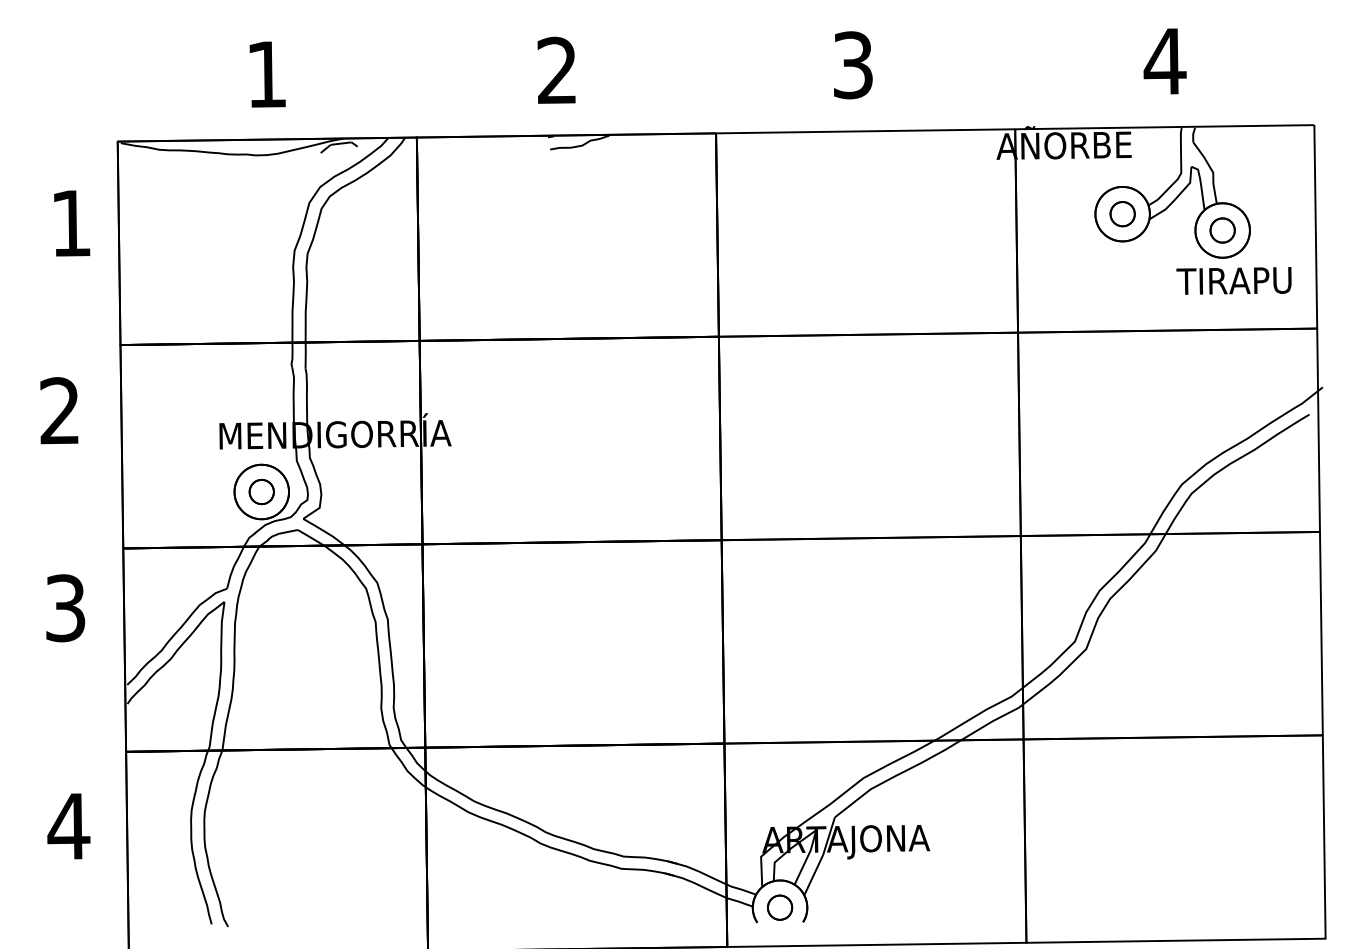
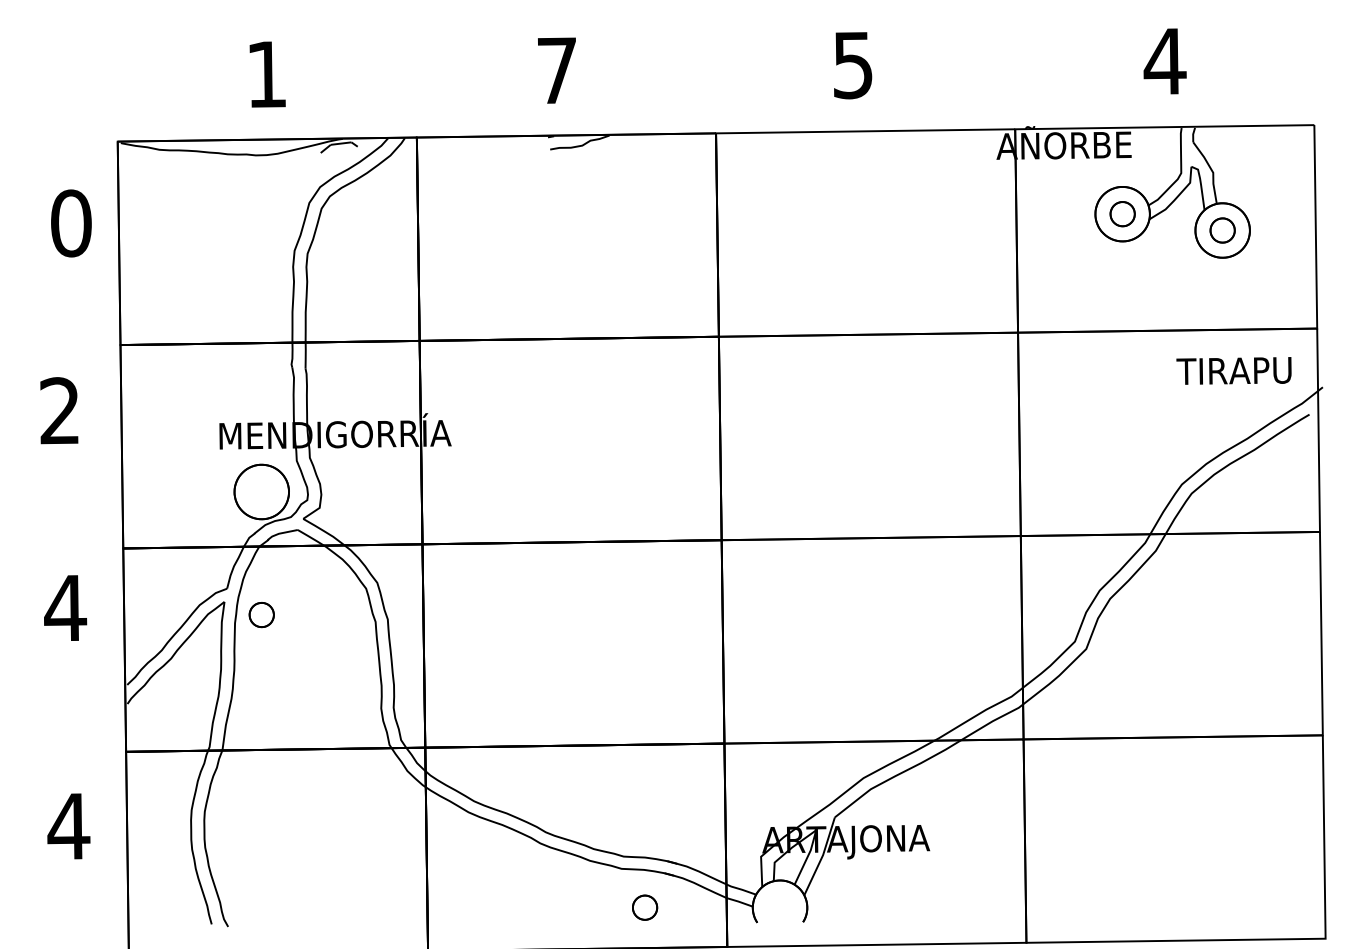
text: 3 -> 5 (853, 64)
text: 2 -> 7 (556, 69)
text: 1 -> 0 (71, 223)
text position: (1233, 280) -> (1233, 370) (1233, 370)
part position: (261, 492) -> (261, 615) (261, 615)
text: 3 -> 4 (65, 608)
part position: (780, 907) -> (645, 907) (645, 907)
